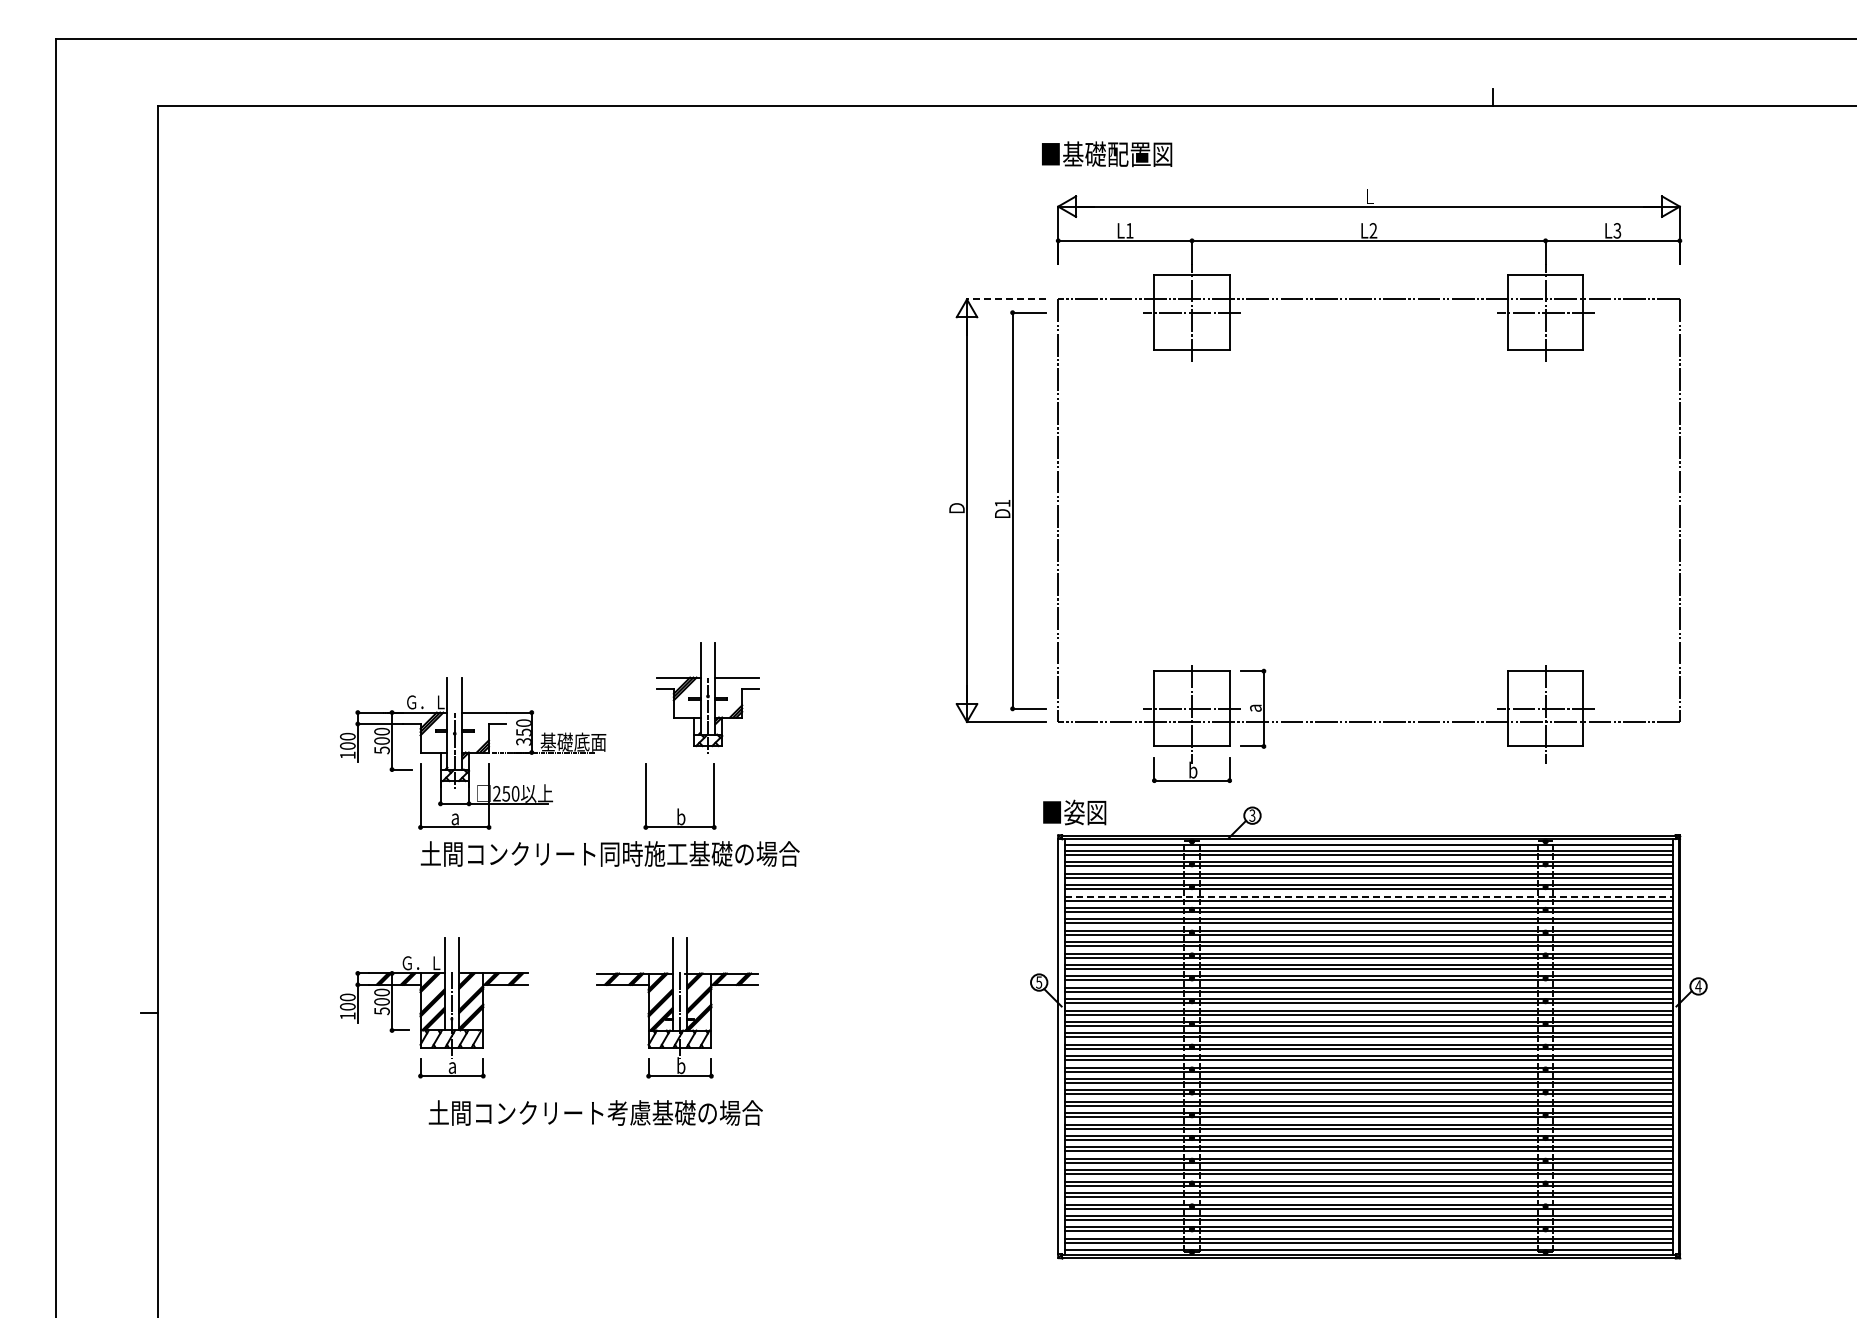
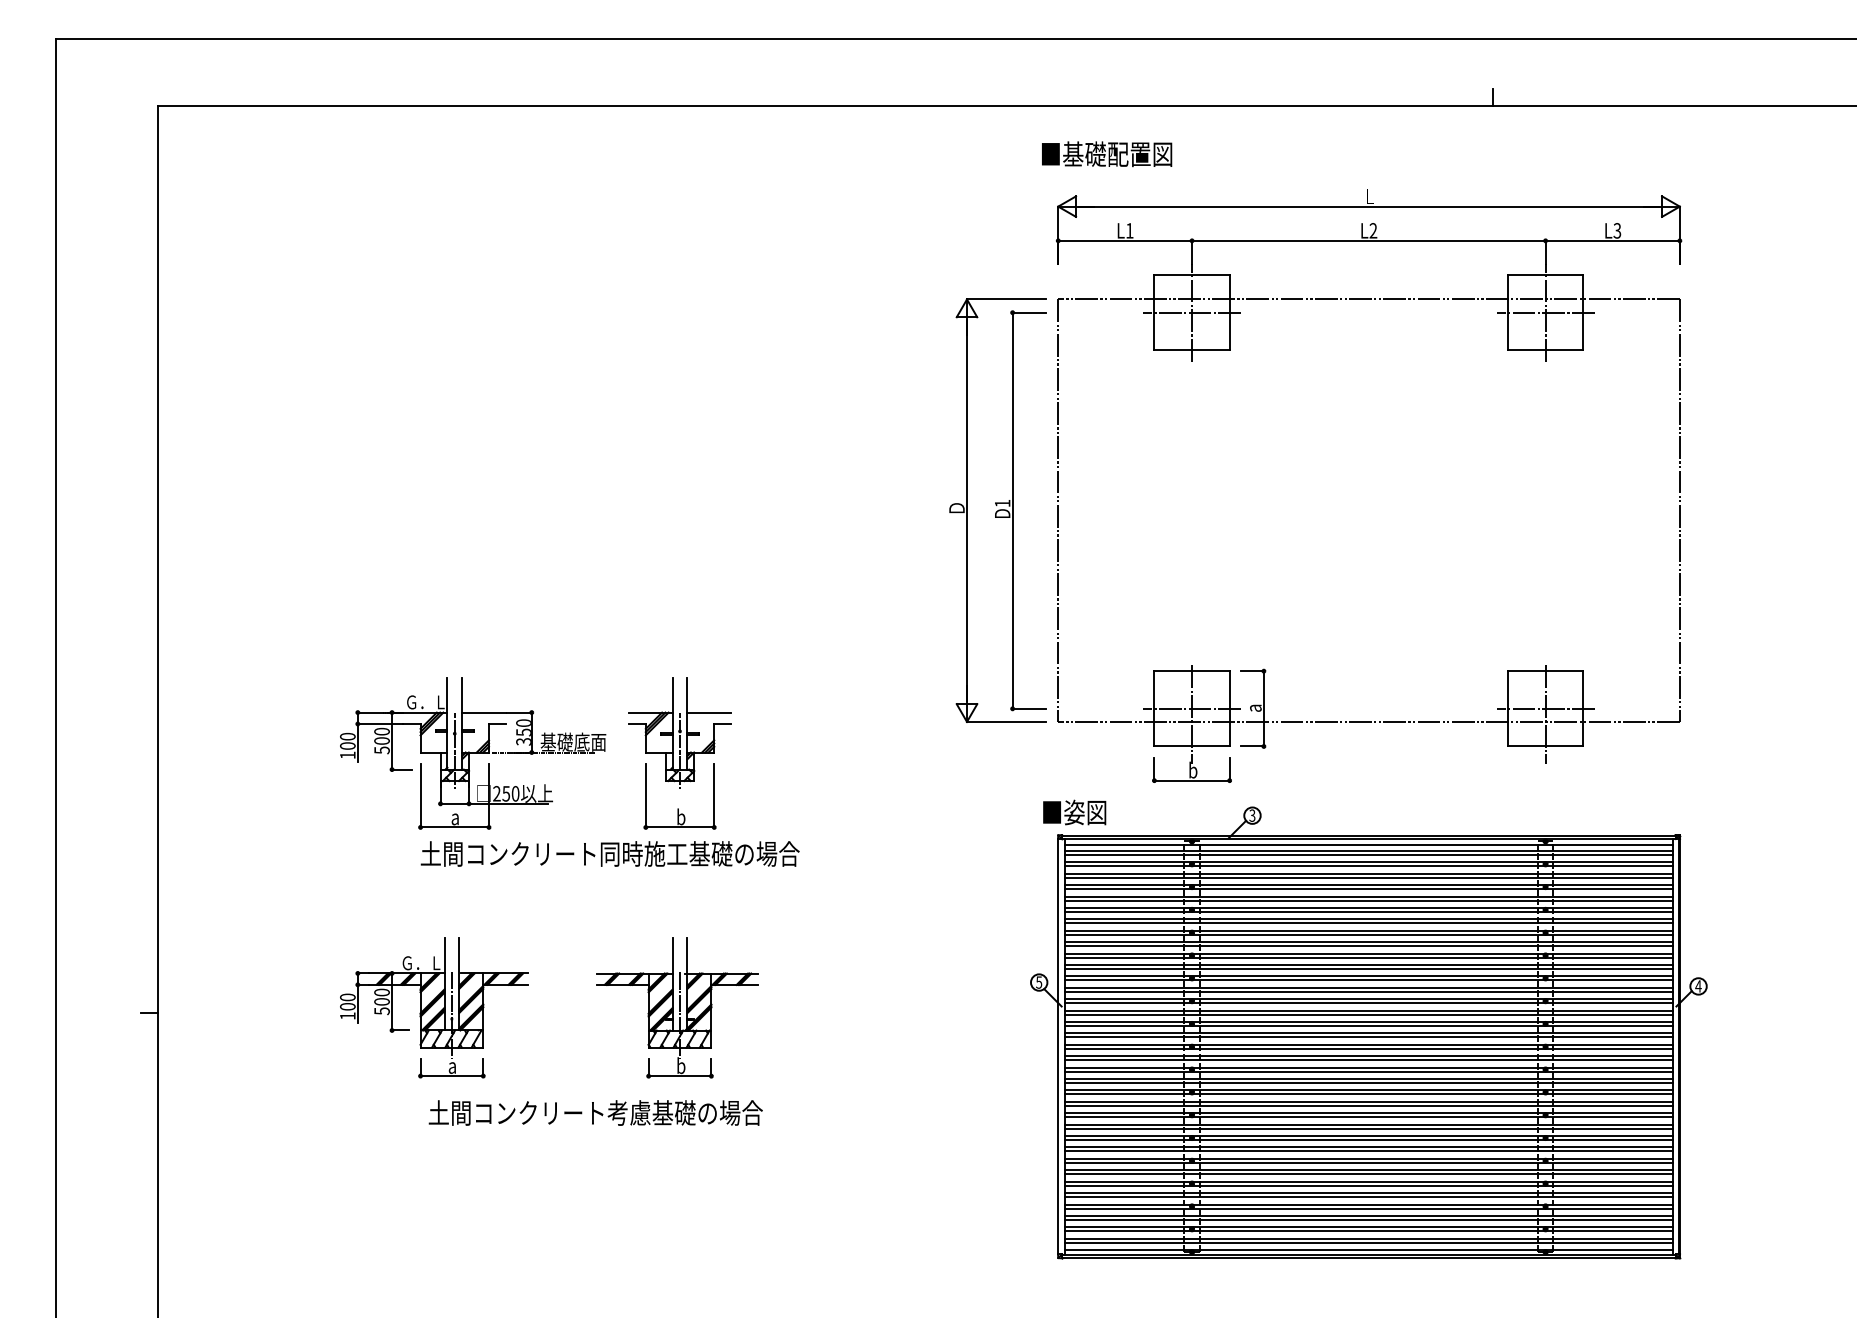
line: dashed -> solid (1006, 299)
part position: (707, 697) -> (679, 732) (679, 732)
line: dashed -> solid (1368, 896)
